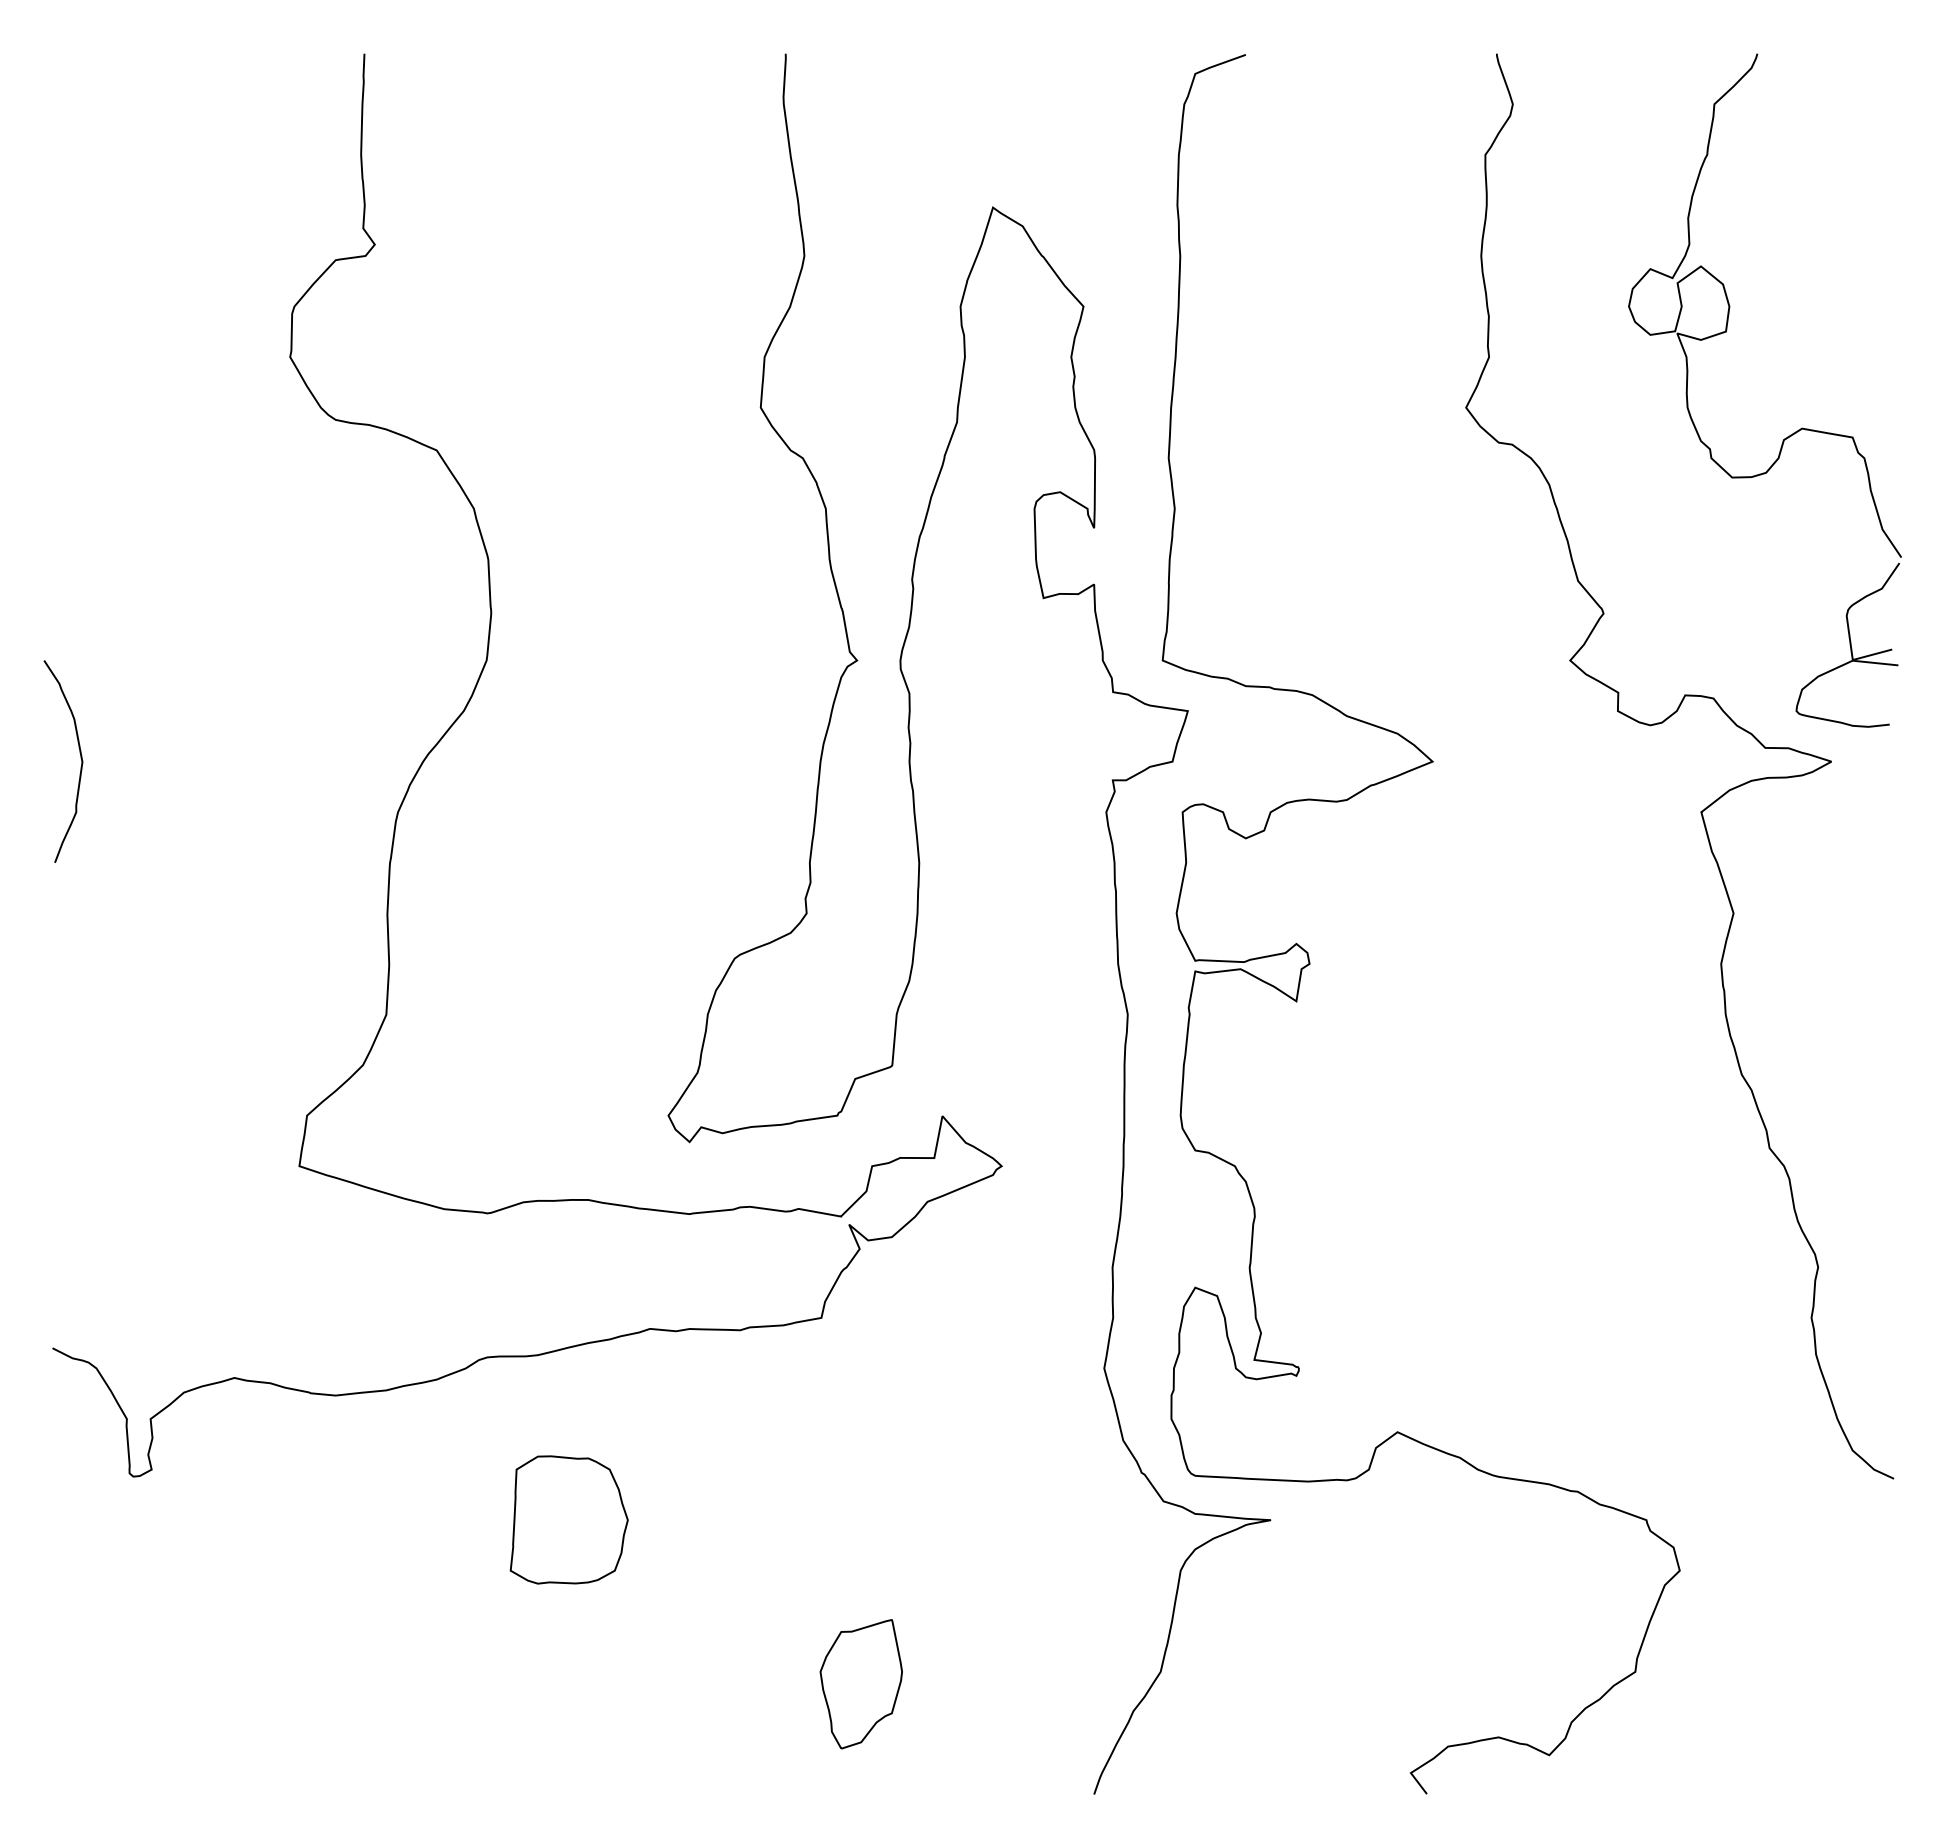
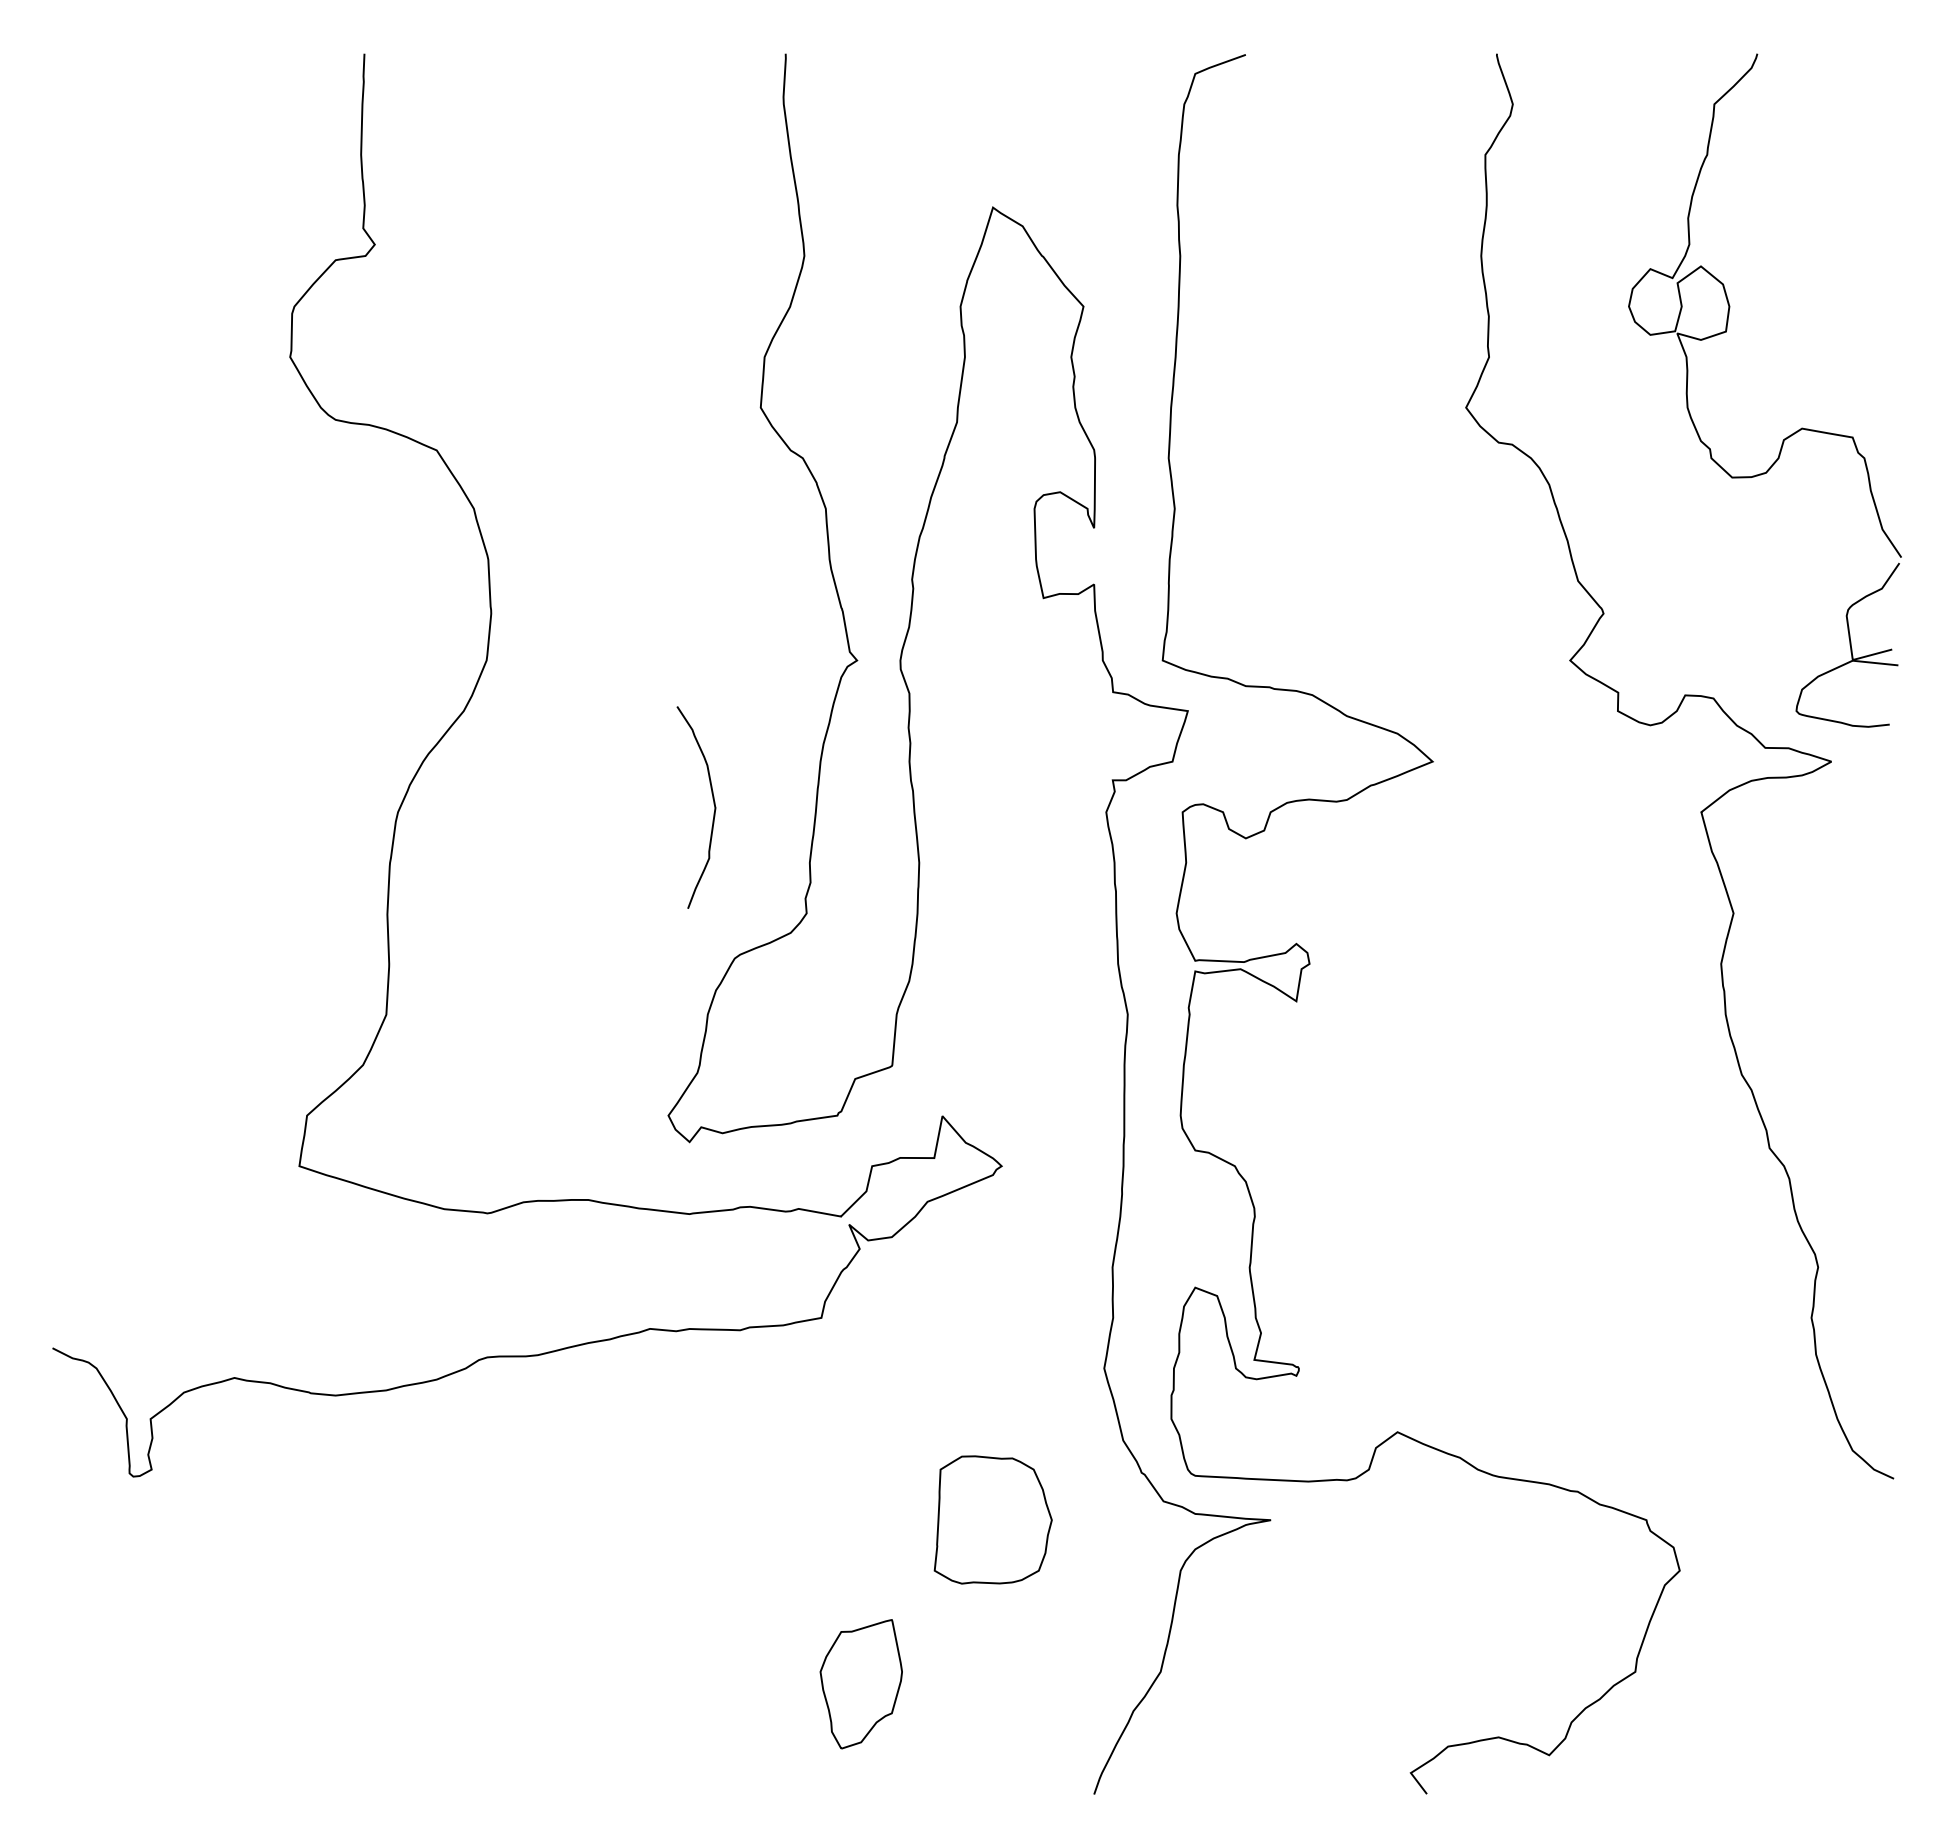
curve position: (80, 758) -> (713, 804) (713, 804)
part position: (568, 1519) -> (992, 1519) (992, 1519)
